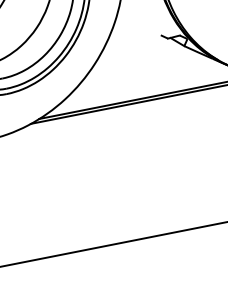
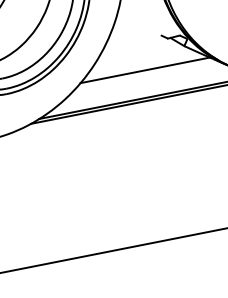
line: none -> present (144, 70)
line position: (113, 244) -> (113, 250) (113, 250)
